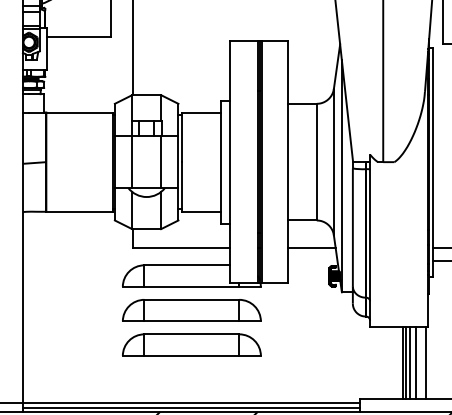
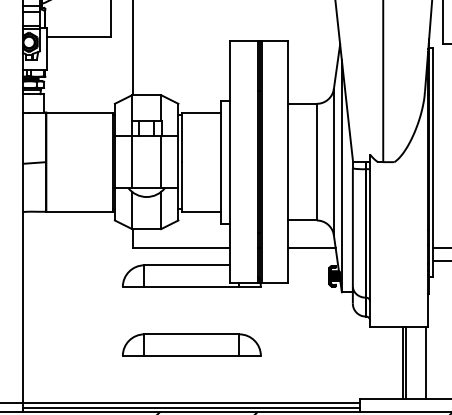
part: present -> none (191, 310)
line: present -> none (410, 363)
line: present -> none (416, 363)
